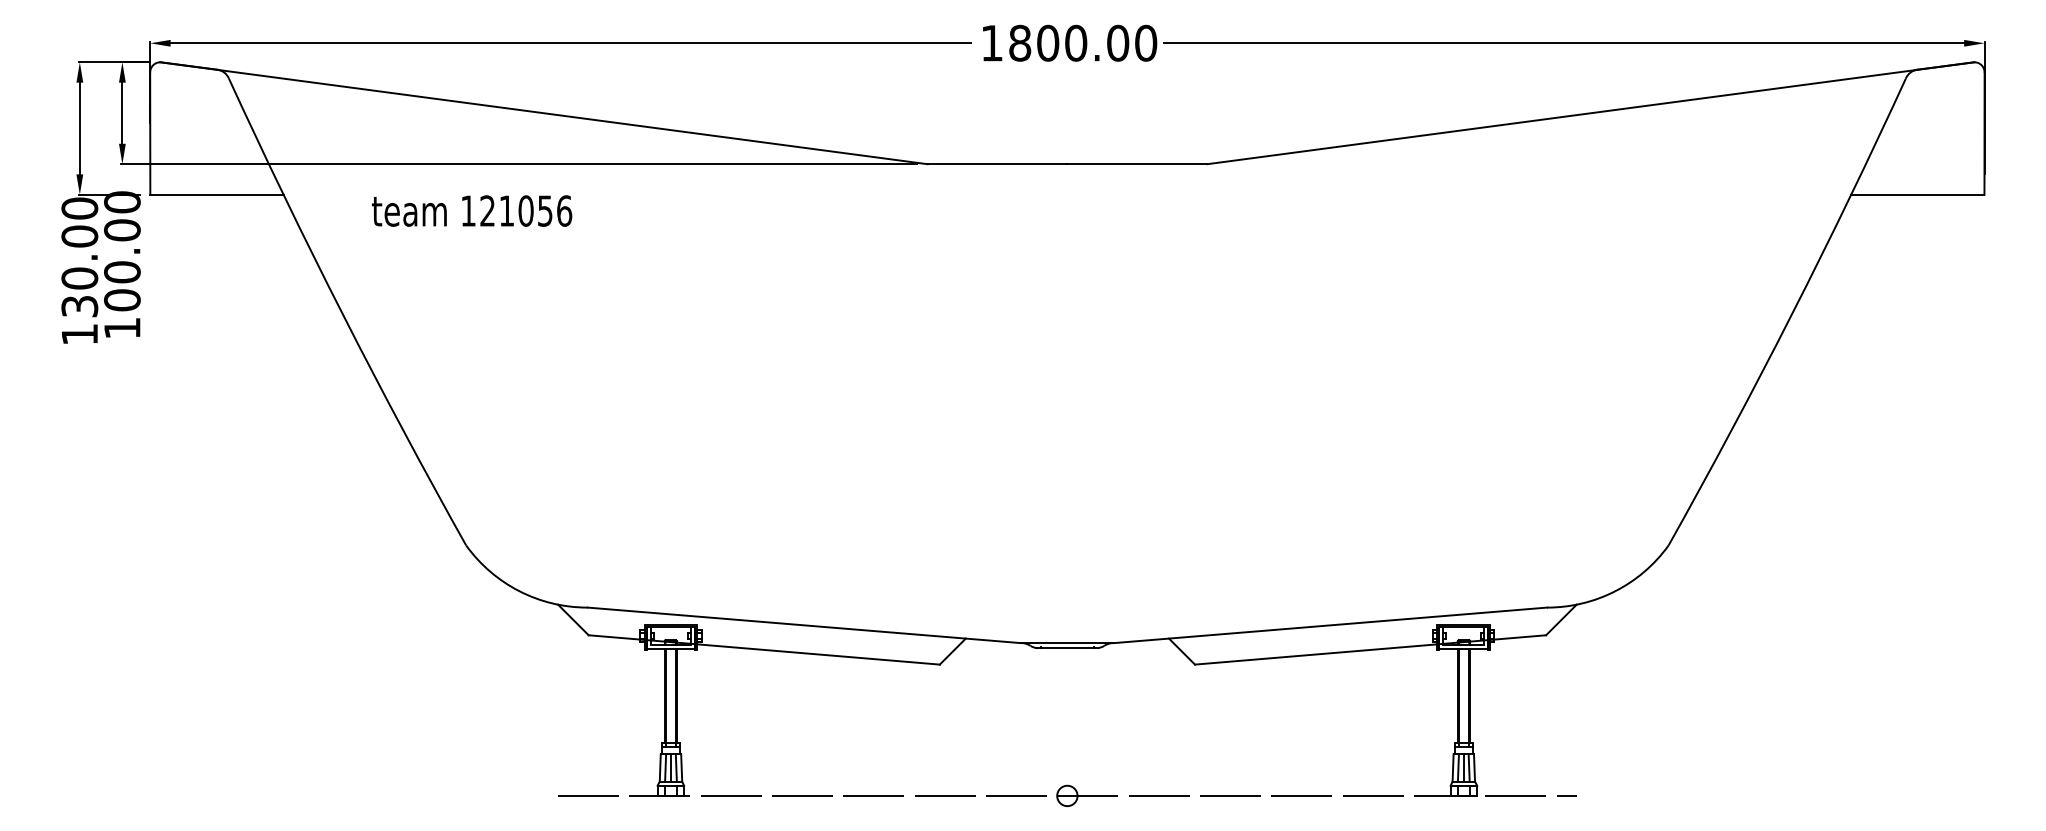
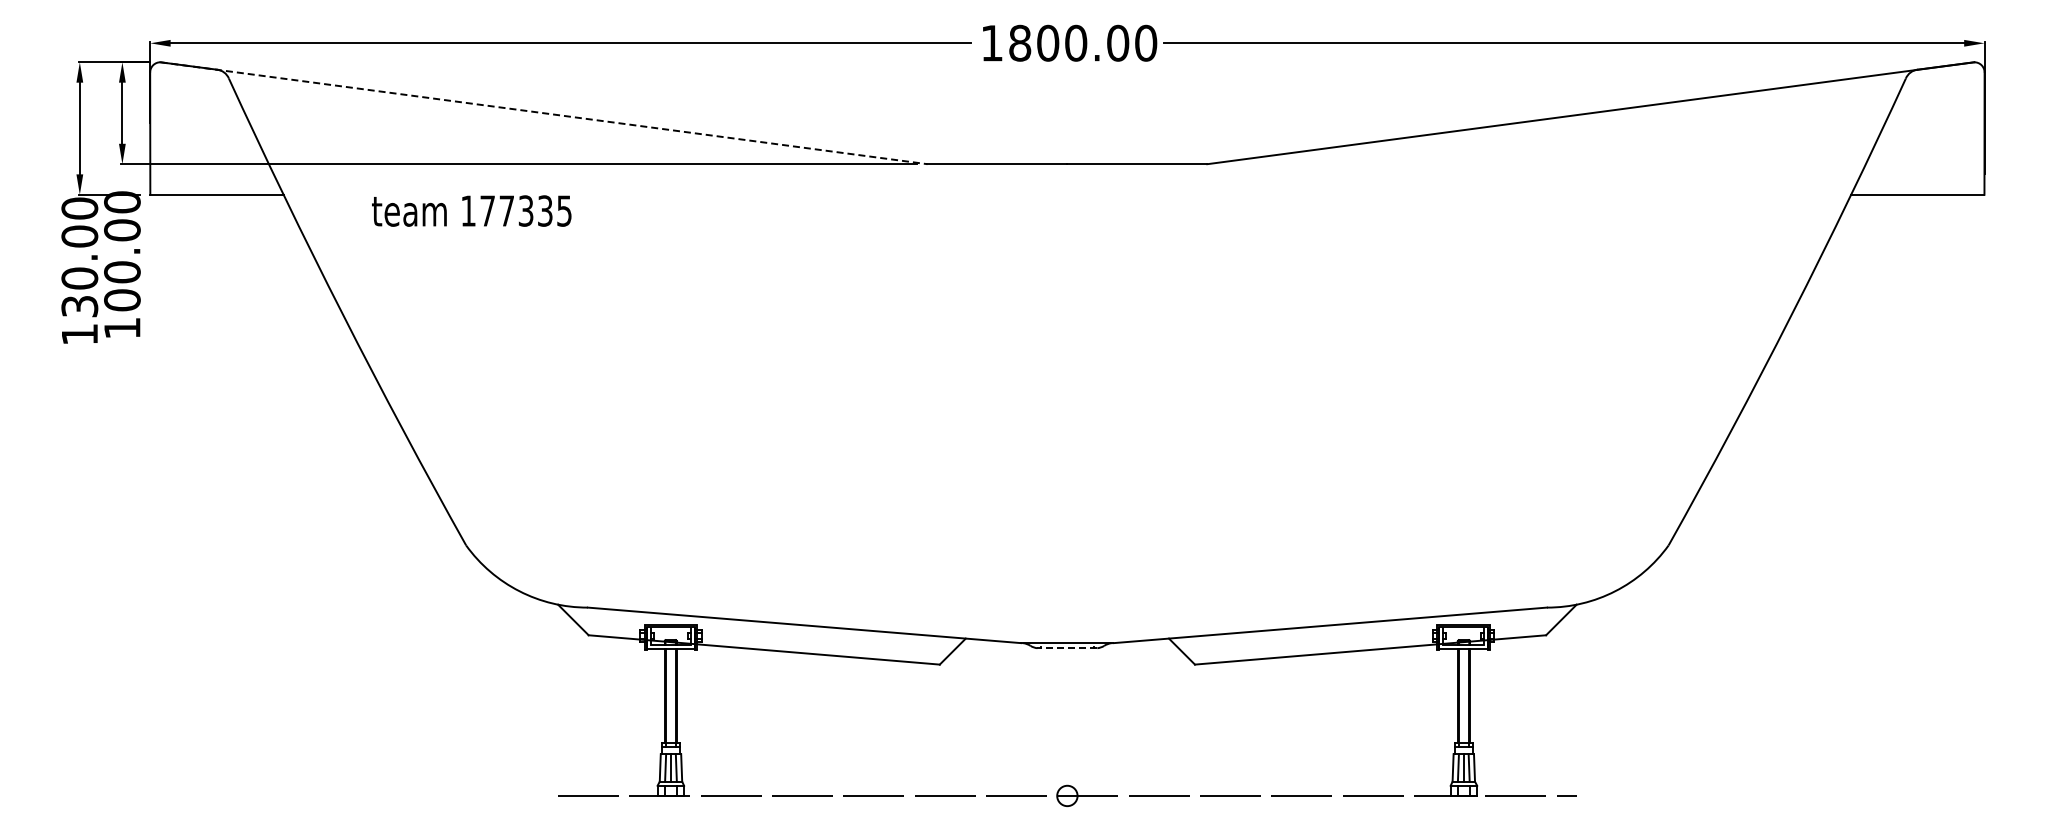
line: solid -> dashed (544, 113)
text: 121056 -> 177335 (526, 210)
line: solid -> dashed (1067, 648)
